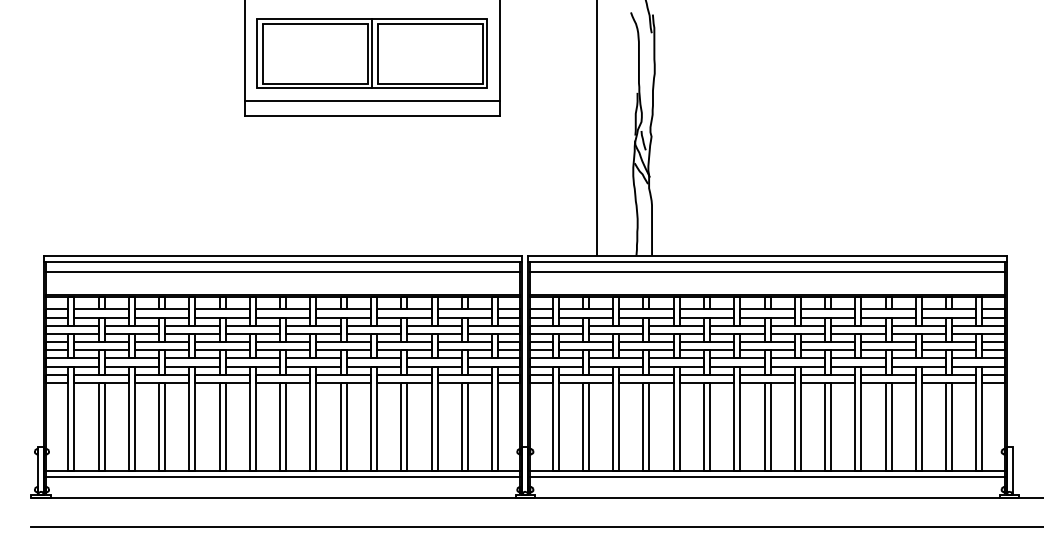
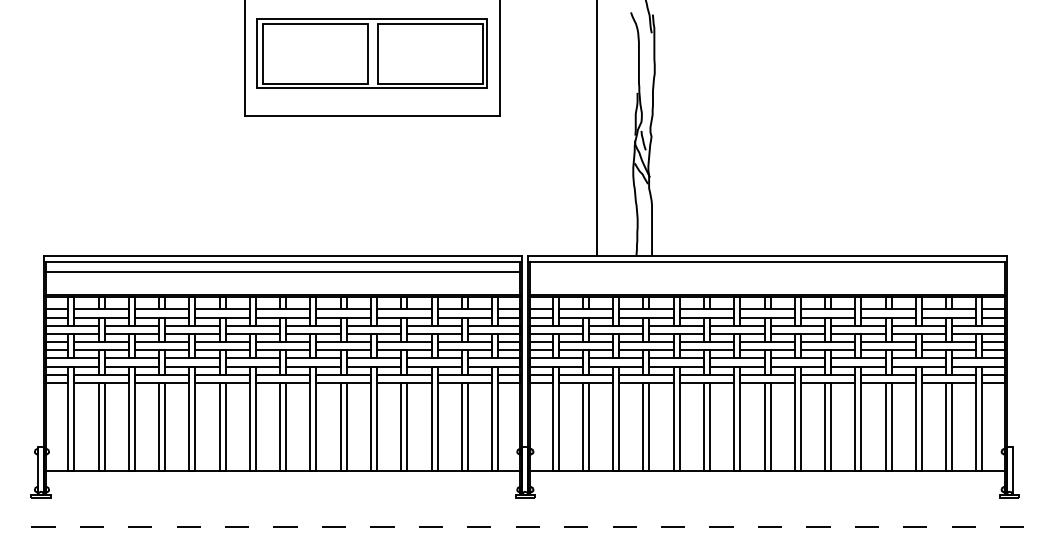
line: present -> none (372, 53)
line: present -> none (372, 100)
line: present -> none (767, 272)
line: present -> none (282, 477)
line: present -> none (767, 477)
line: present -> none (535, 497)
line: solid -> dashed (537, 526)
